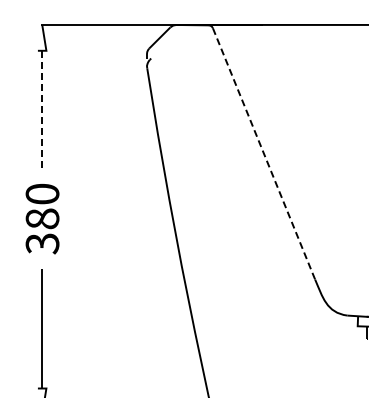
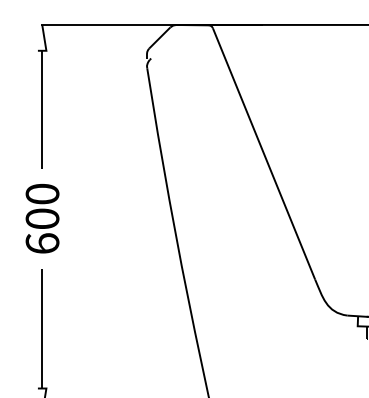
line: dashed -> solid (42, 109)
line: dashed -> solid (264, 153)
text: 380 -> 600 (42, 231)
